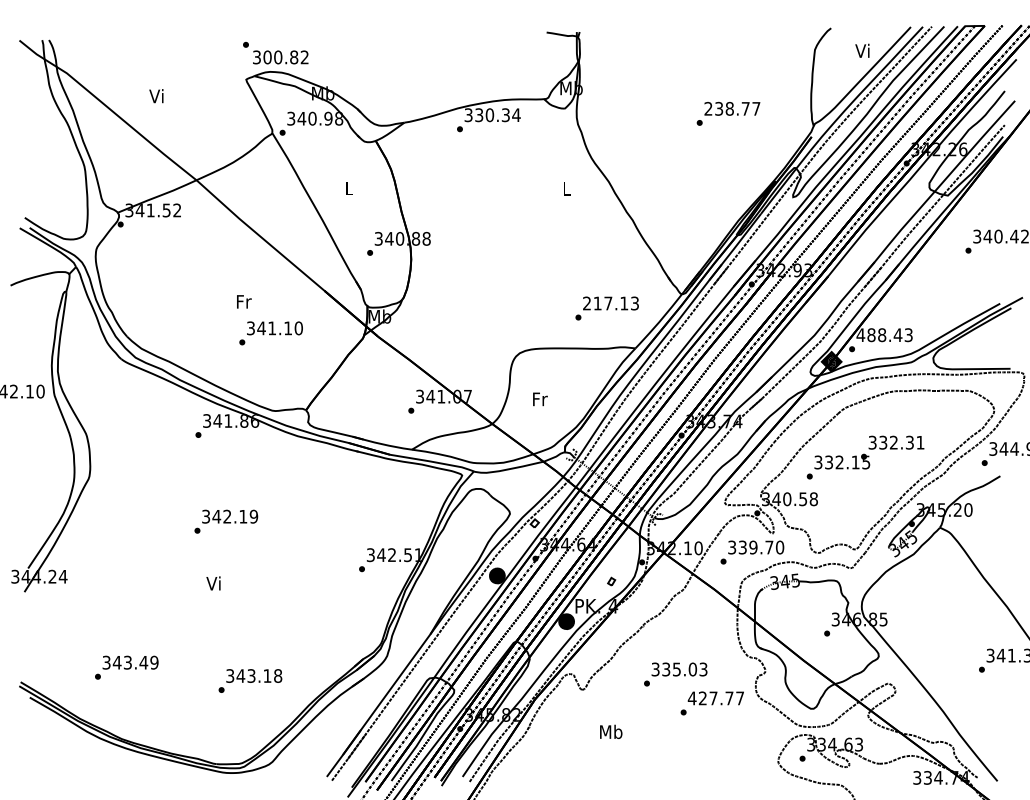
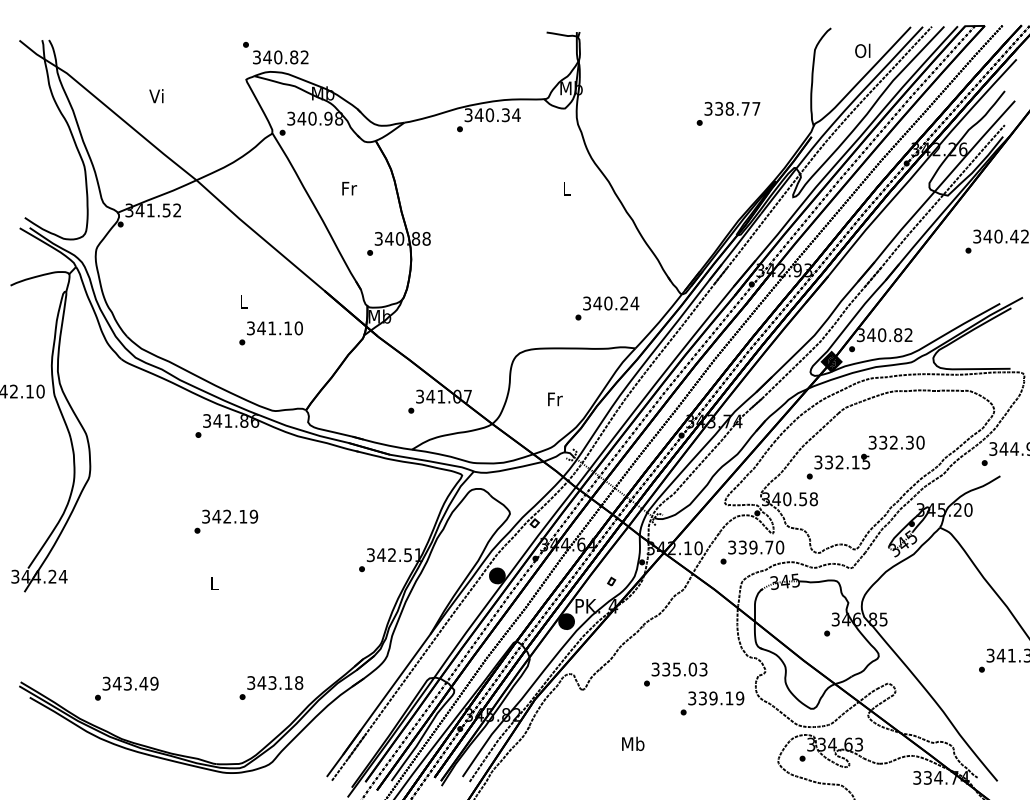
text: Vi -> Ol (862, 50)
text: 300.82 -> 340.82 (267, 57)
text: 238.77 -> 338.77 (708, 108)
text: 330.34 -> 340.34 (478, 115)
text: L -> Fr (349, 188)
text: Fr -> L (244, 301)
text: 217.13 -> 340.24 (611, 303)
text: 488.43 -> 340.82 (884, 335)
text position: (540, 399) -> (555, 399) (555, 399)
text: 332.31 -> 332.30 (920, 442)
text: Vi -> L (213, 583)
text position: (126, 667) -> (126, 688) (126, 688)
text position: (250, 680) -> (271, 687) (271, 687)
text: 427.77 -> 339.19 (715, 698)
text position: (611, 731) -> (633, 743) (633, 743)
